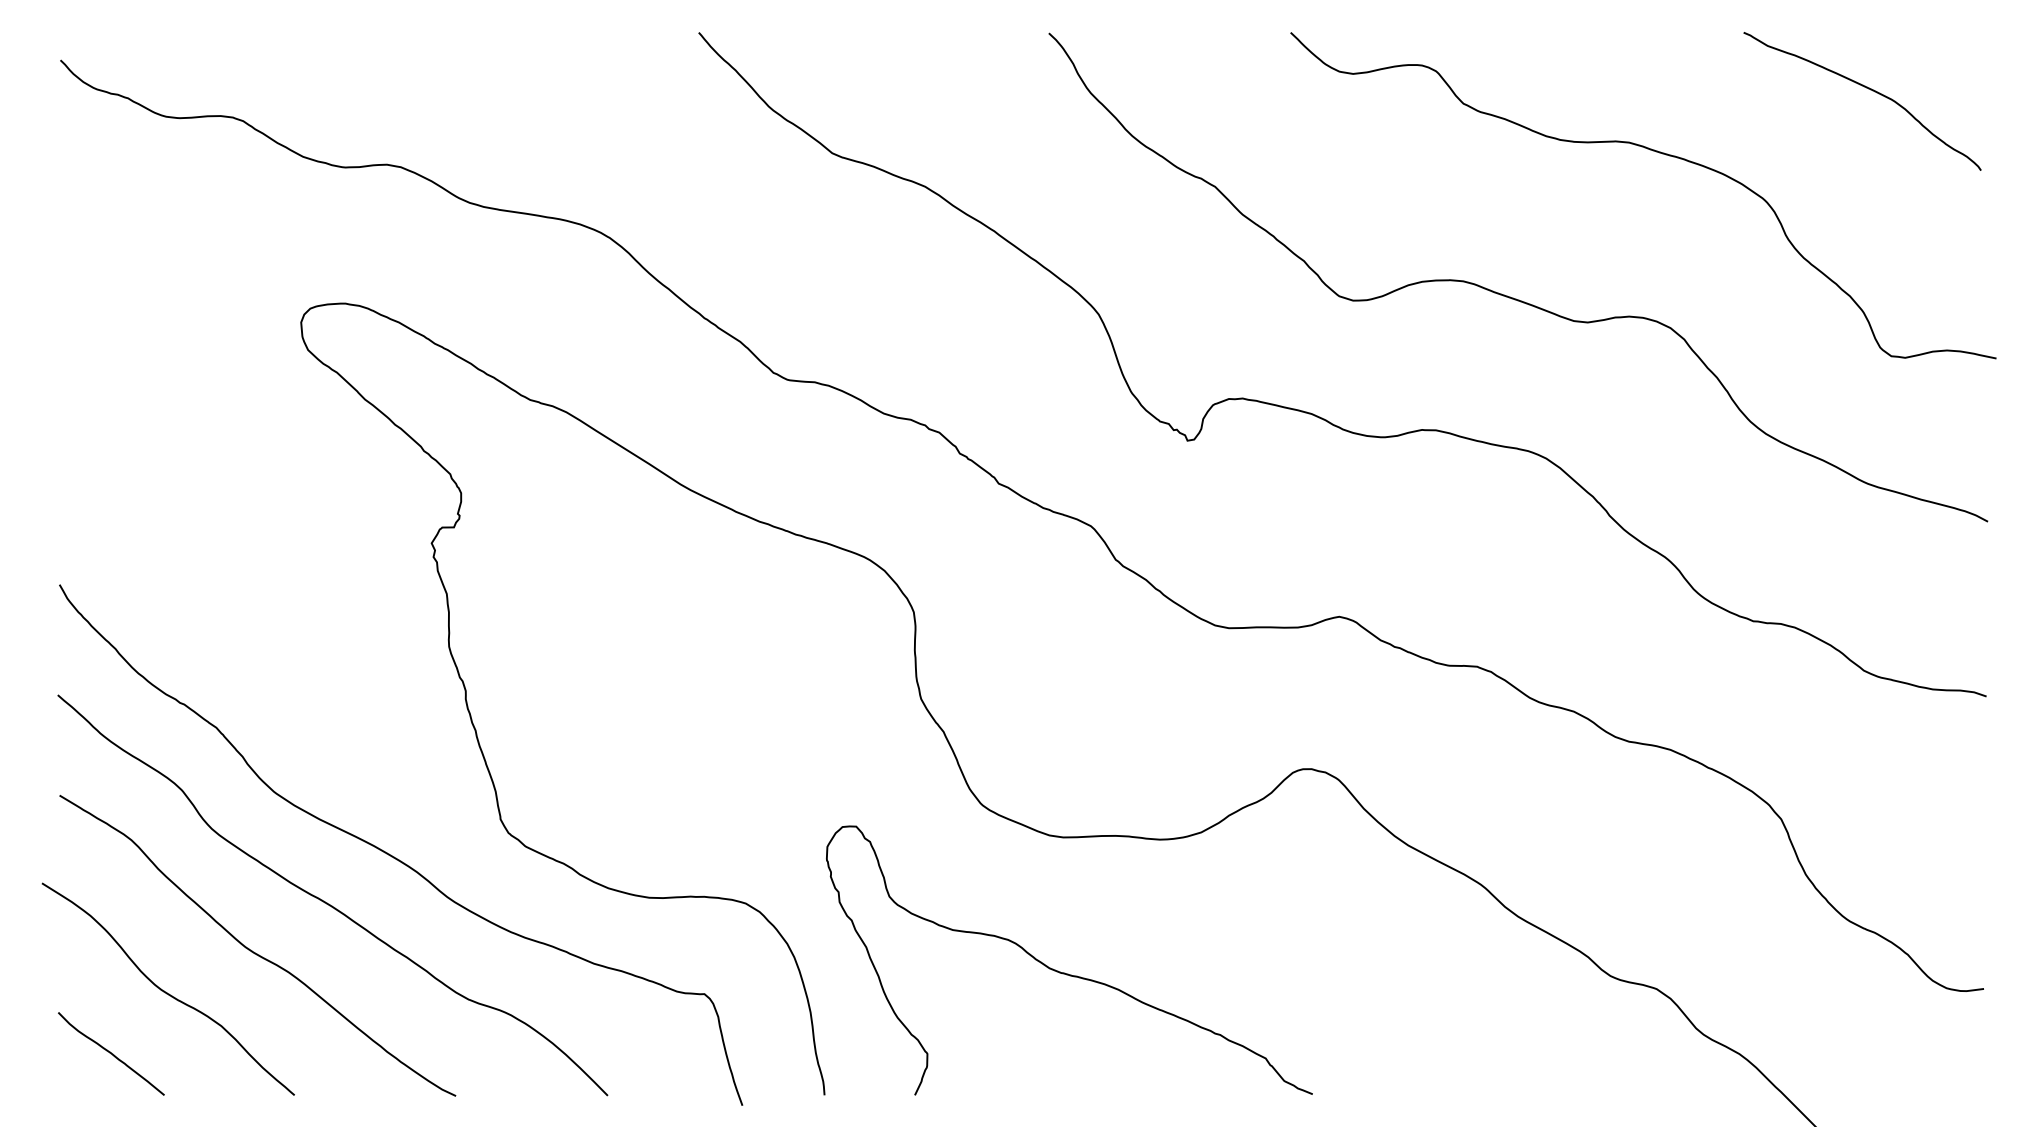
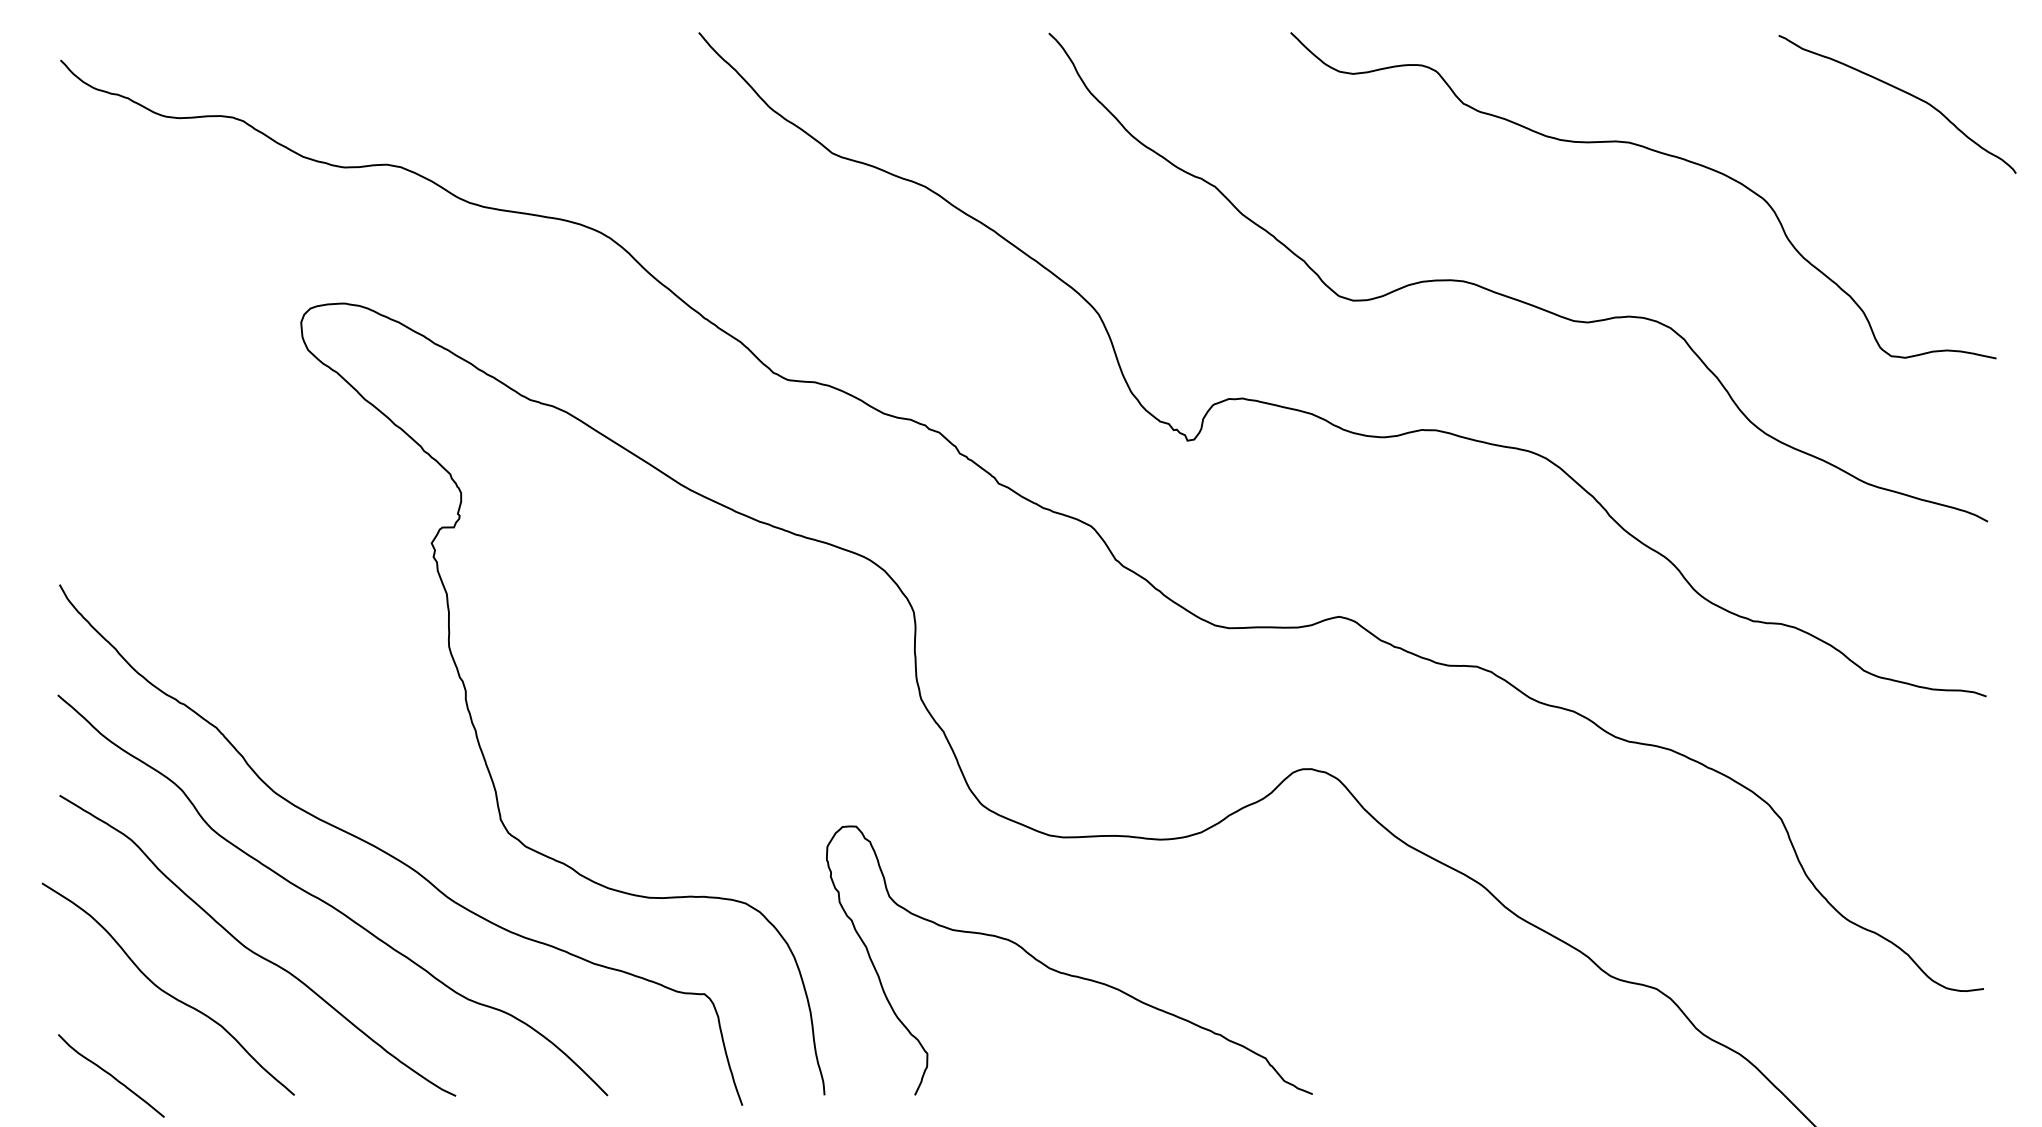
curve position: (1868, 89) -> (1903, 92) (1903, 92)
curve position: (111, 1053) -> (111, 1075) (111, 1075)
